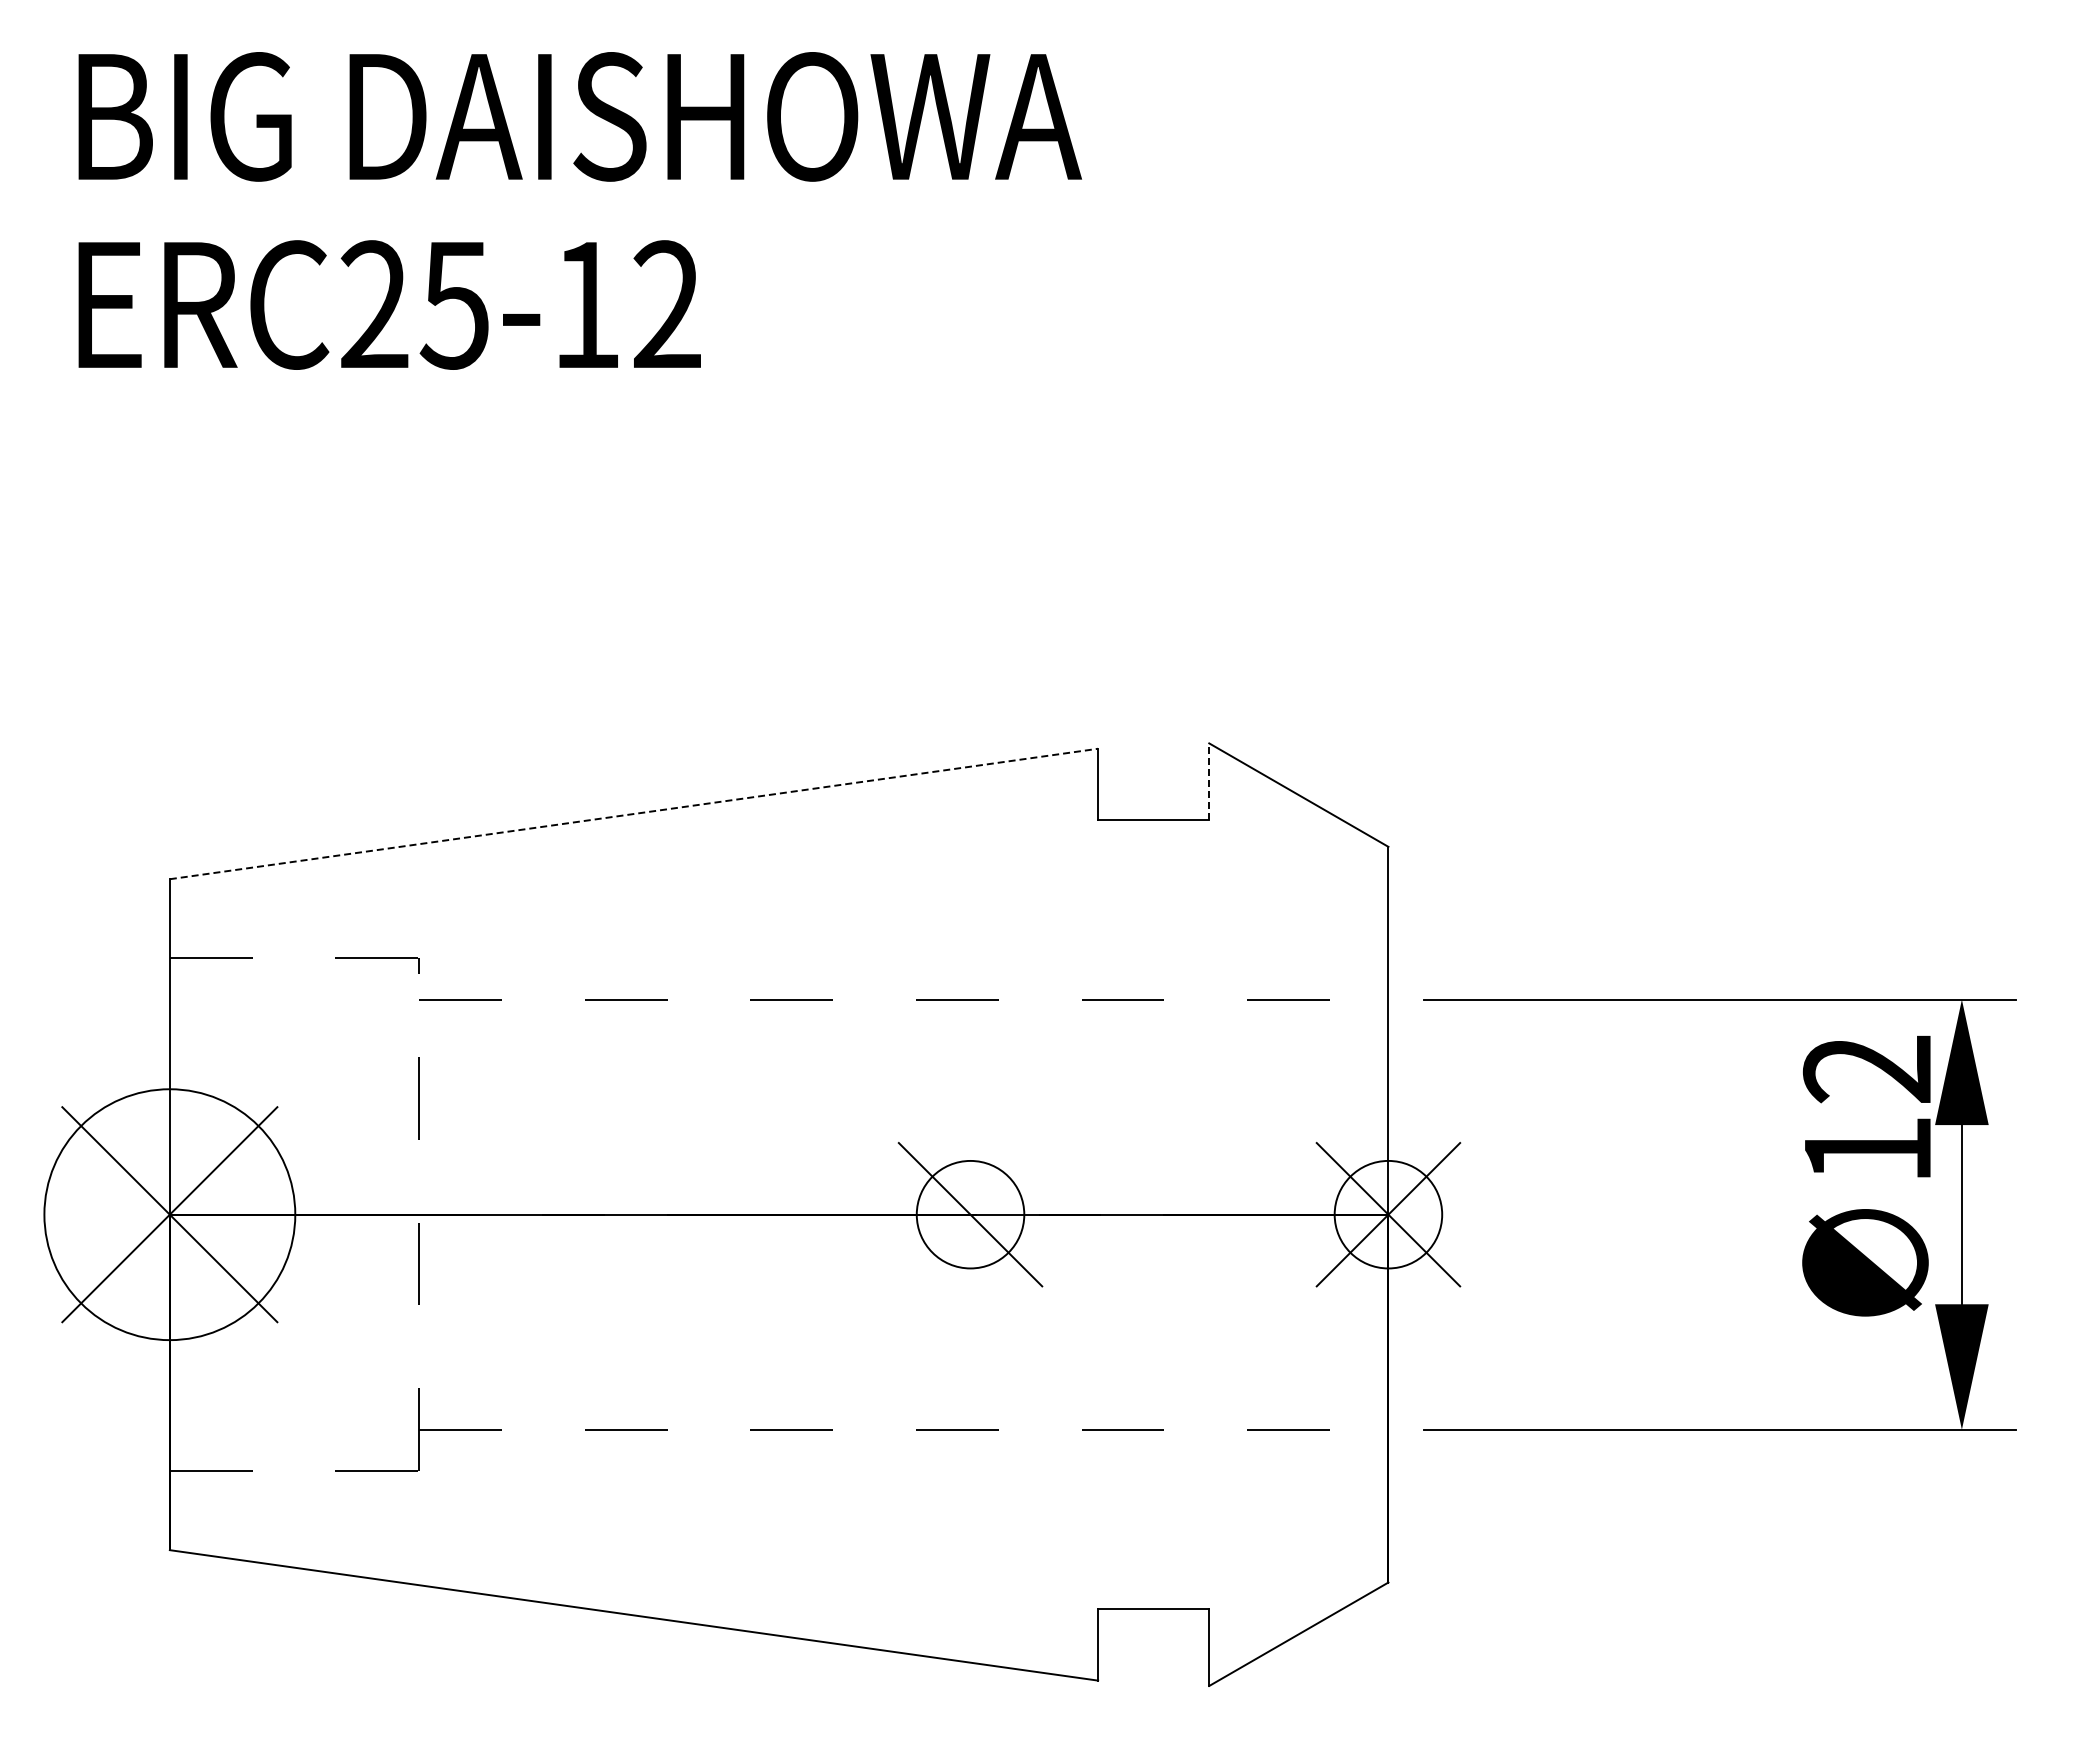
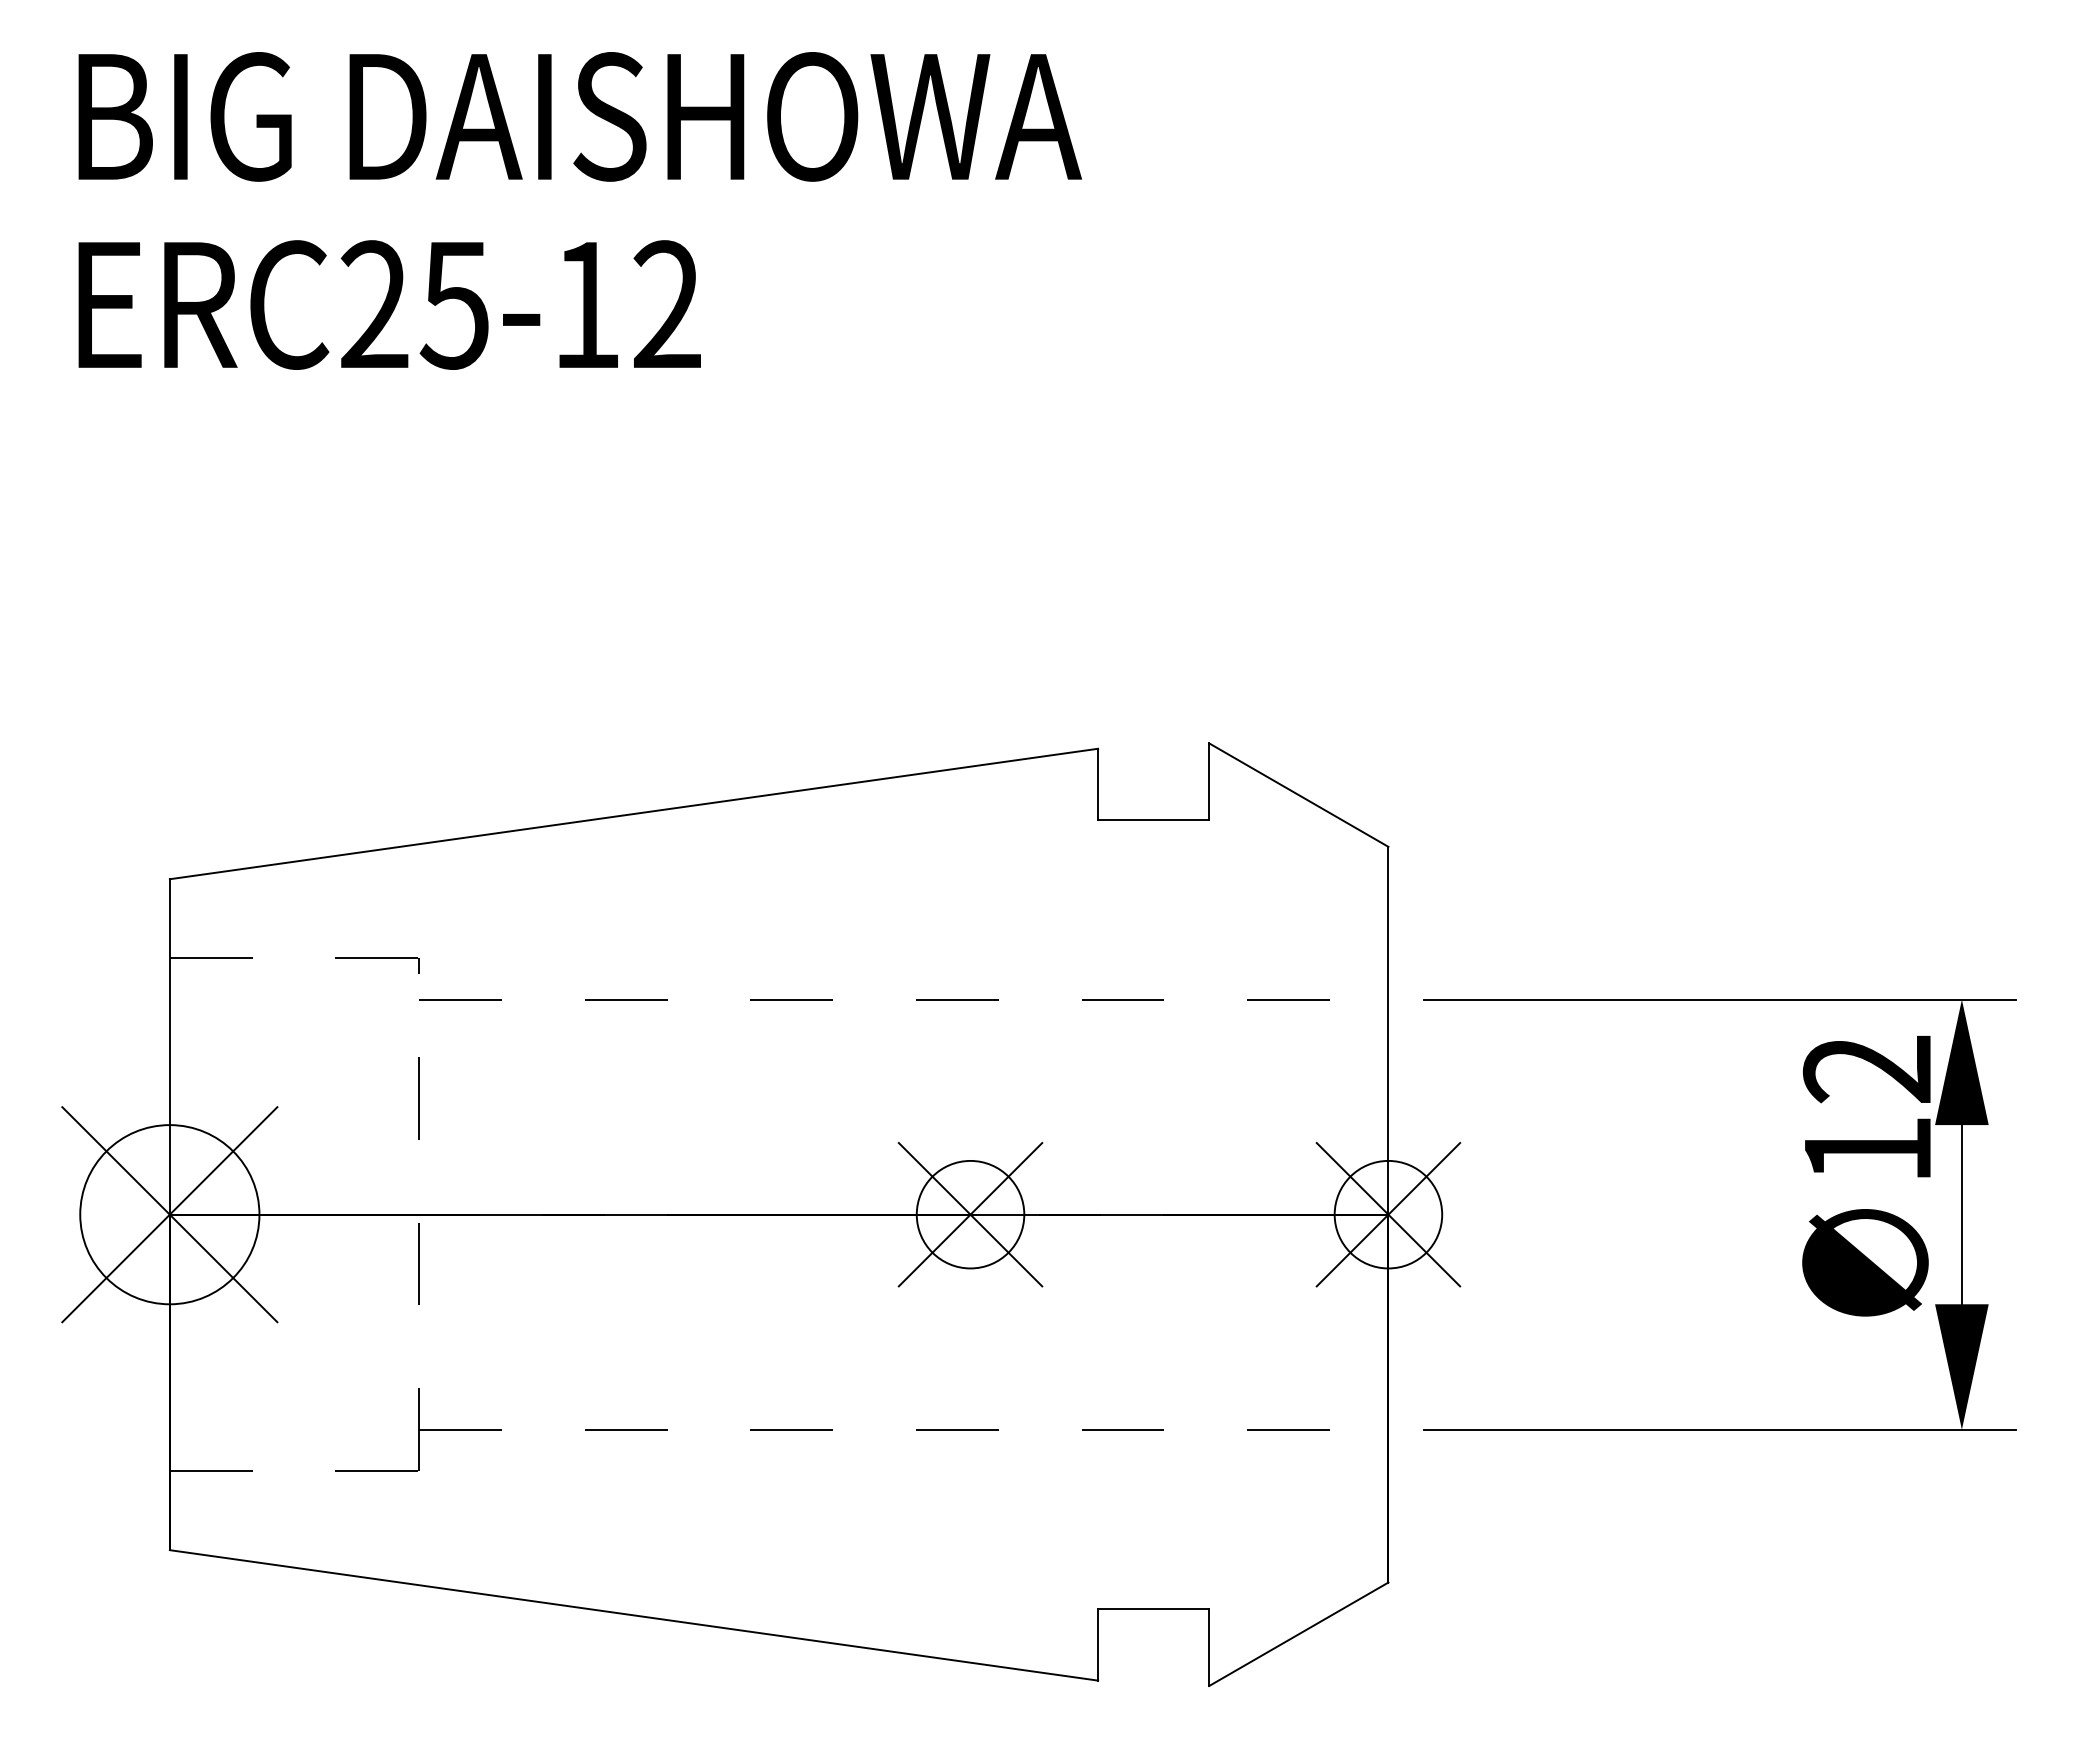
line: dashed -> solid (1209, 781)
line: dashed -> solid (633, 813)
circle diameter: 251 px -> 179 px (169, 1214)
line: none -> present (970, 1214)
